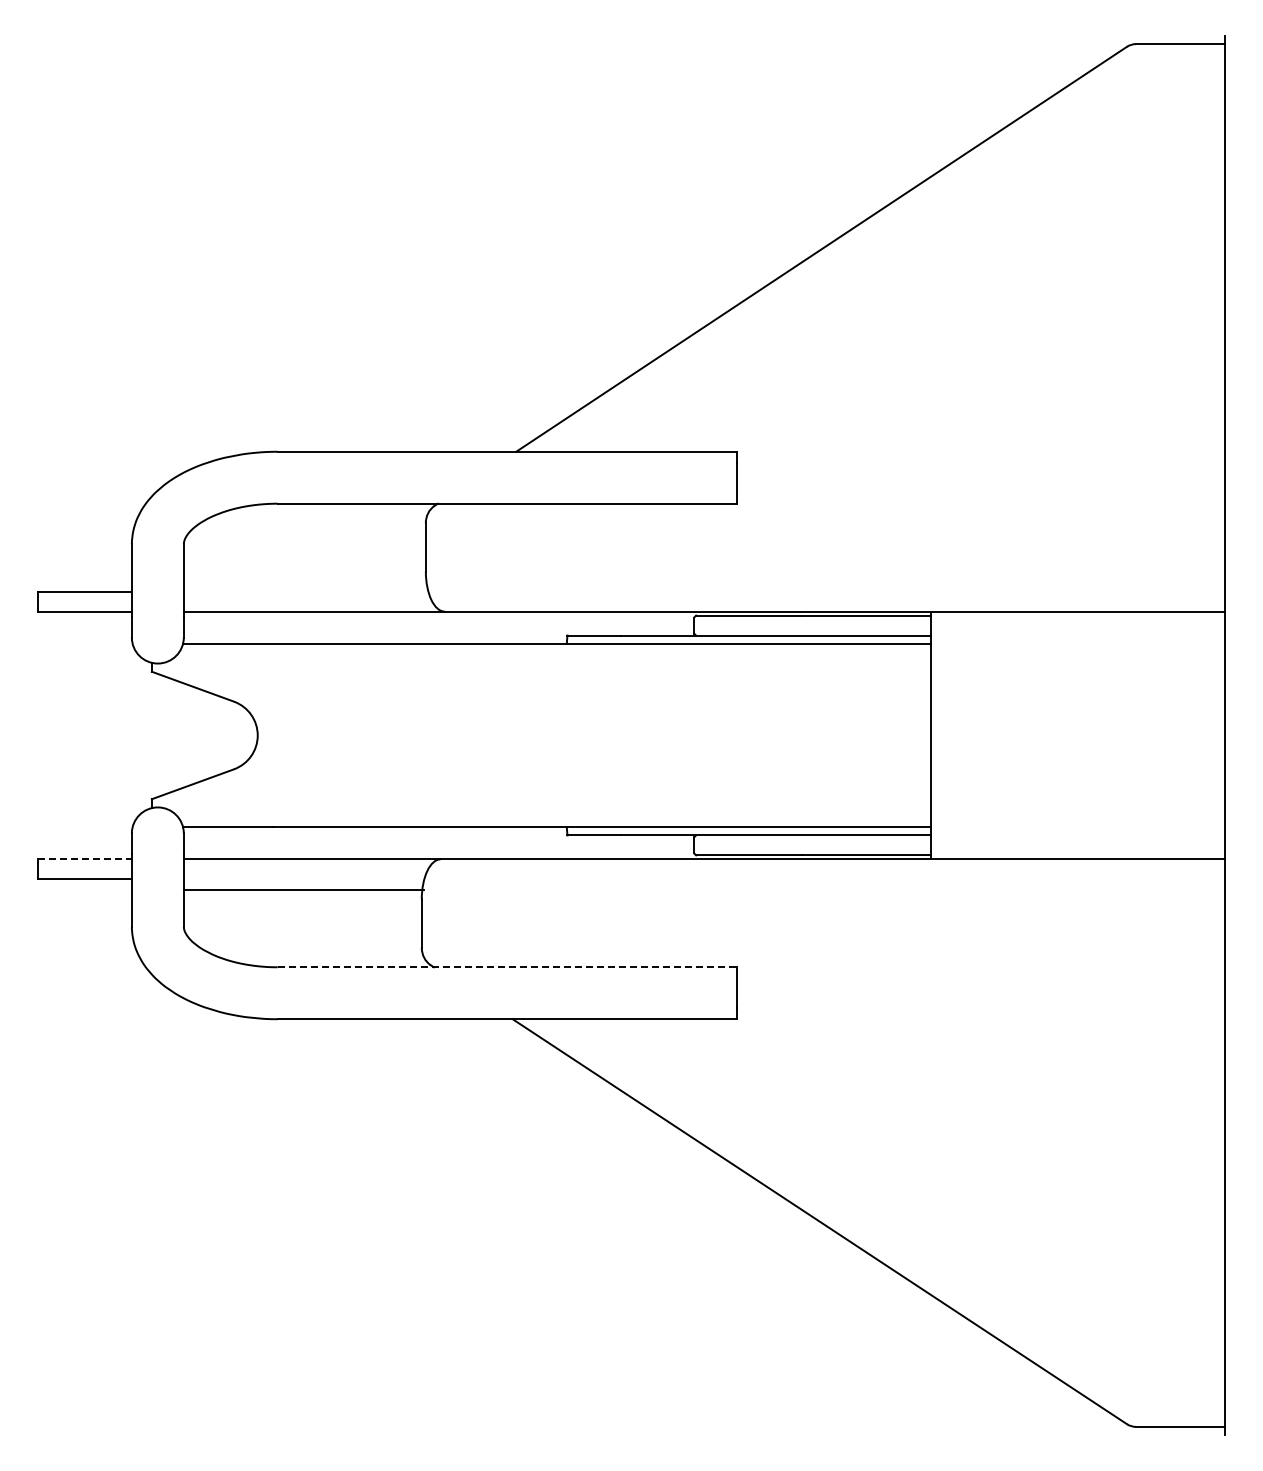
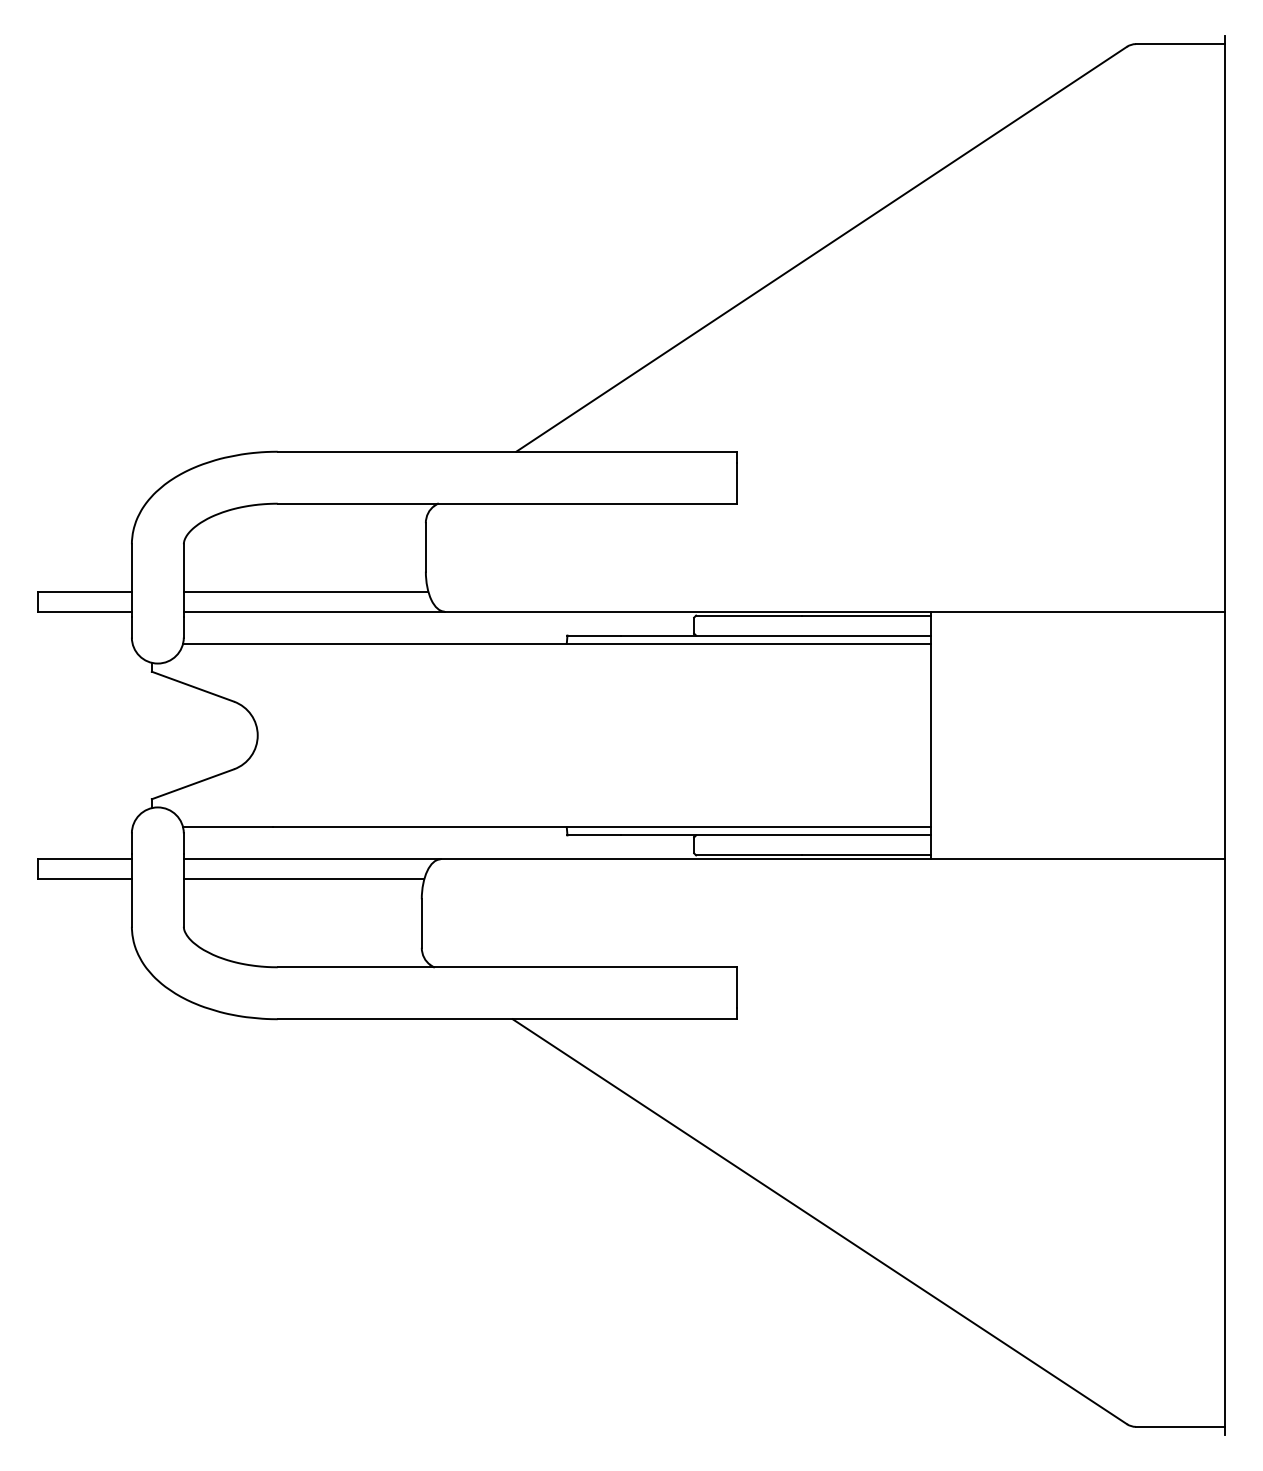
line: none -> present (305, 591)
line: dashed -> solid (84, 859)
line position: (303, 890) -> (303, 879) (303, 879)
line: dashed -> solid (507, 967)
